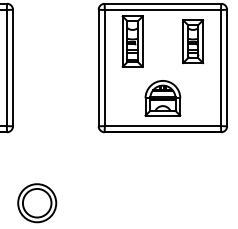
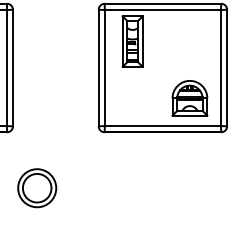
part: present -> none (193, 41)
part position: (162, 98) -> (189, 98) (189, 98)
part position: (37, 203) -> (37, 188) (37, 188)
